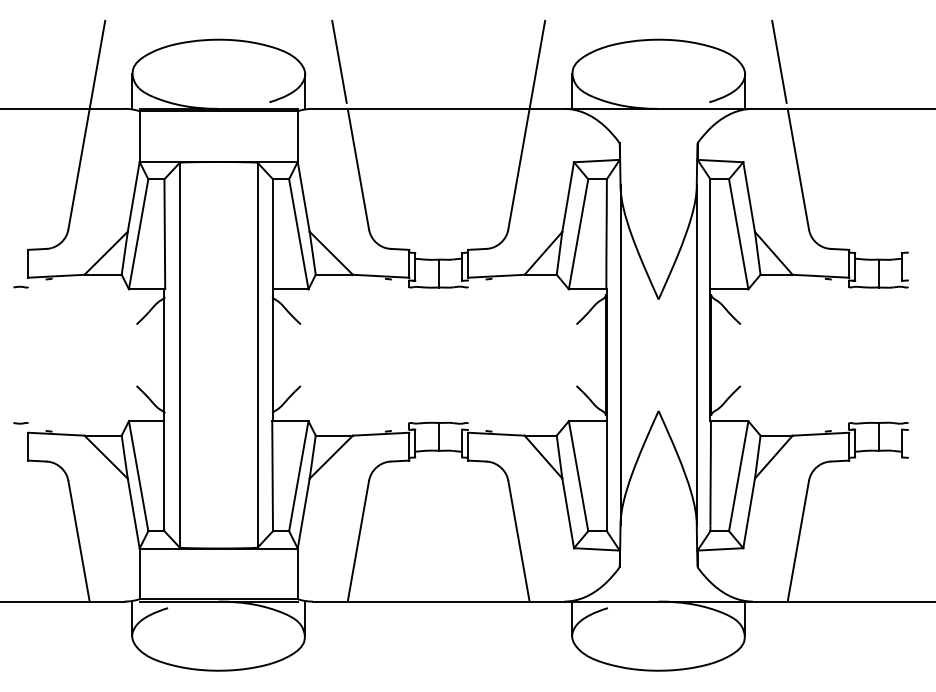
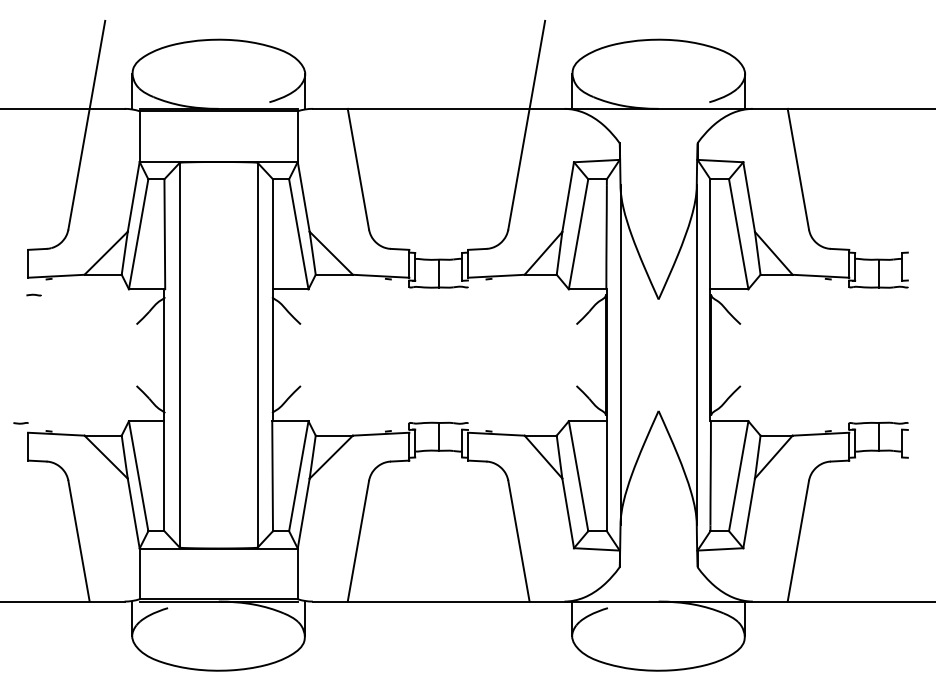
line: present -> none (339, 61)
line: present -> none (779, 61)
curve position: (20, 286) -> (33, 294) (33, 294)
